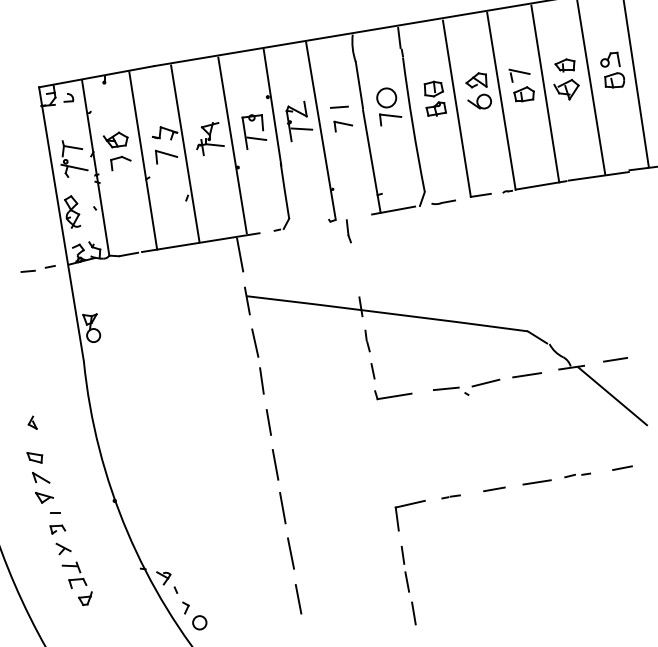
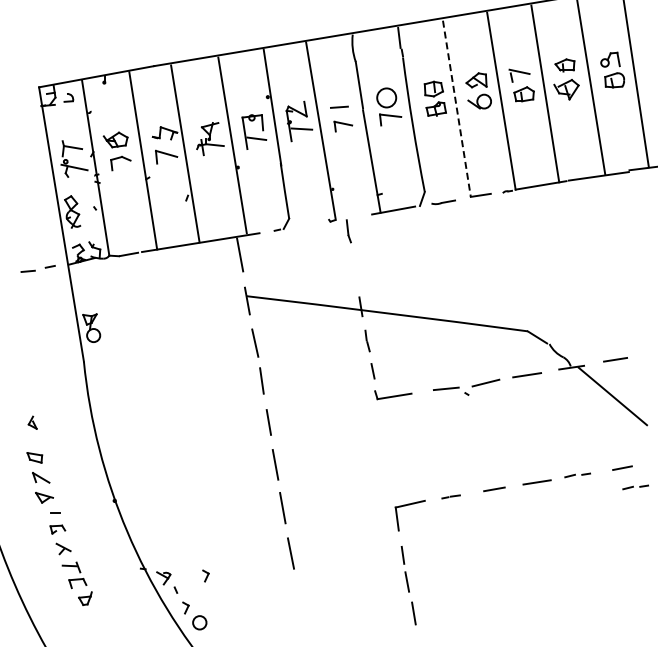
line: solid -> dashed (456, 109)
part: none -> present (635, 487)
part: none -> present (205, 575)
line: present -> none (298, 599)
